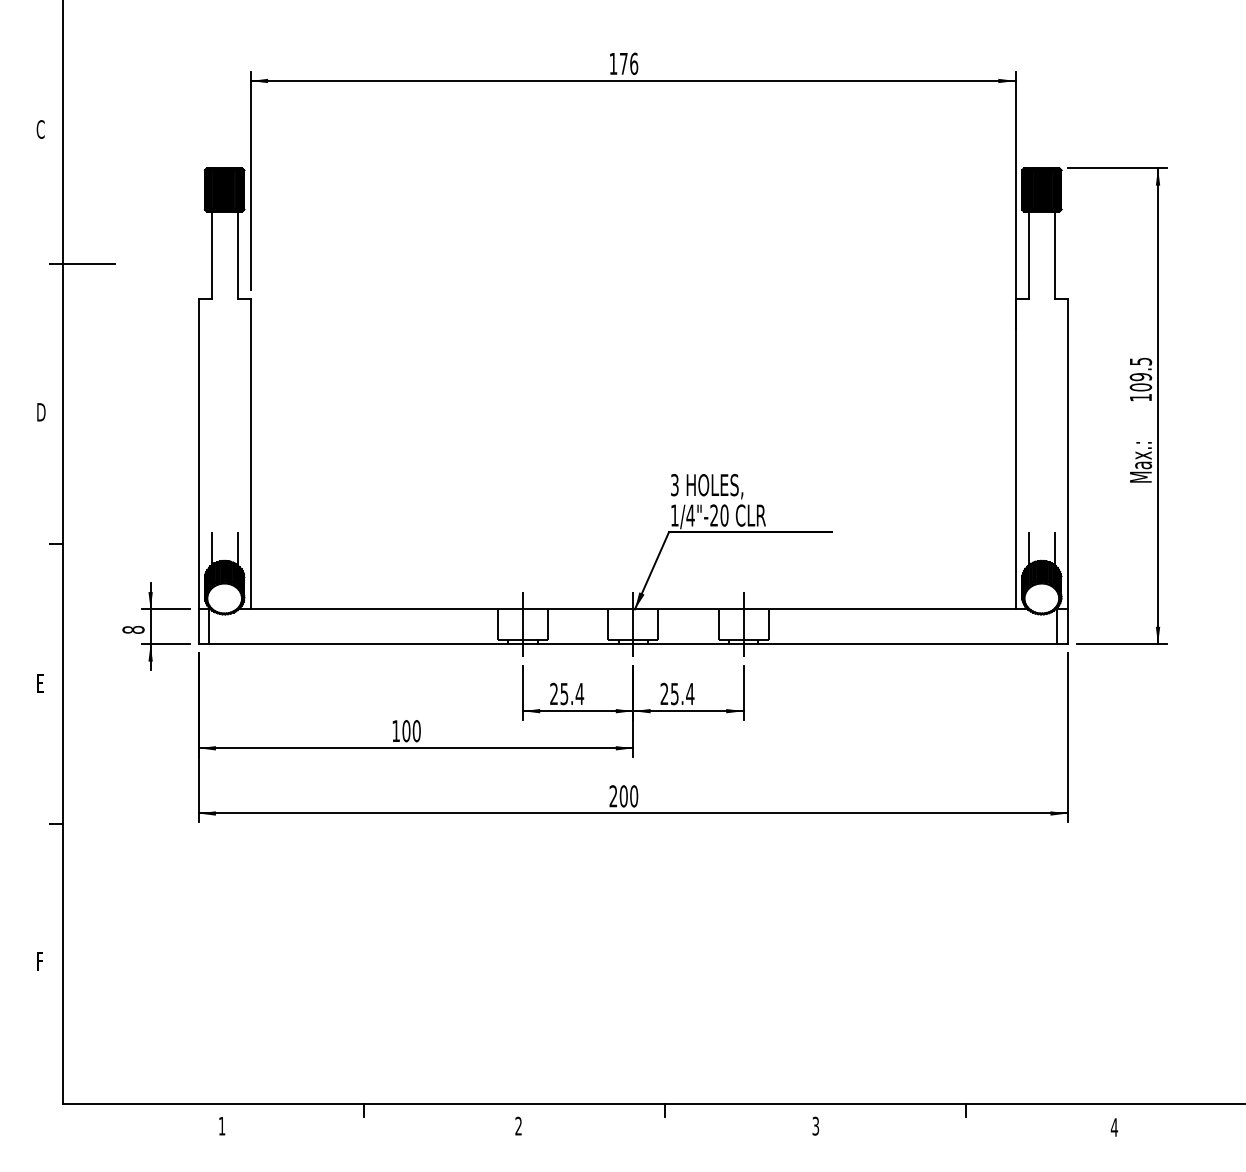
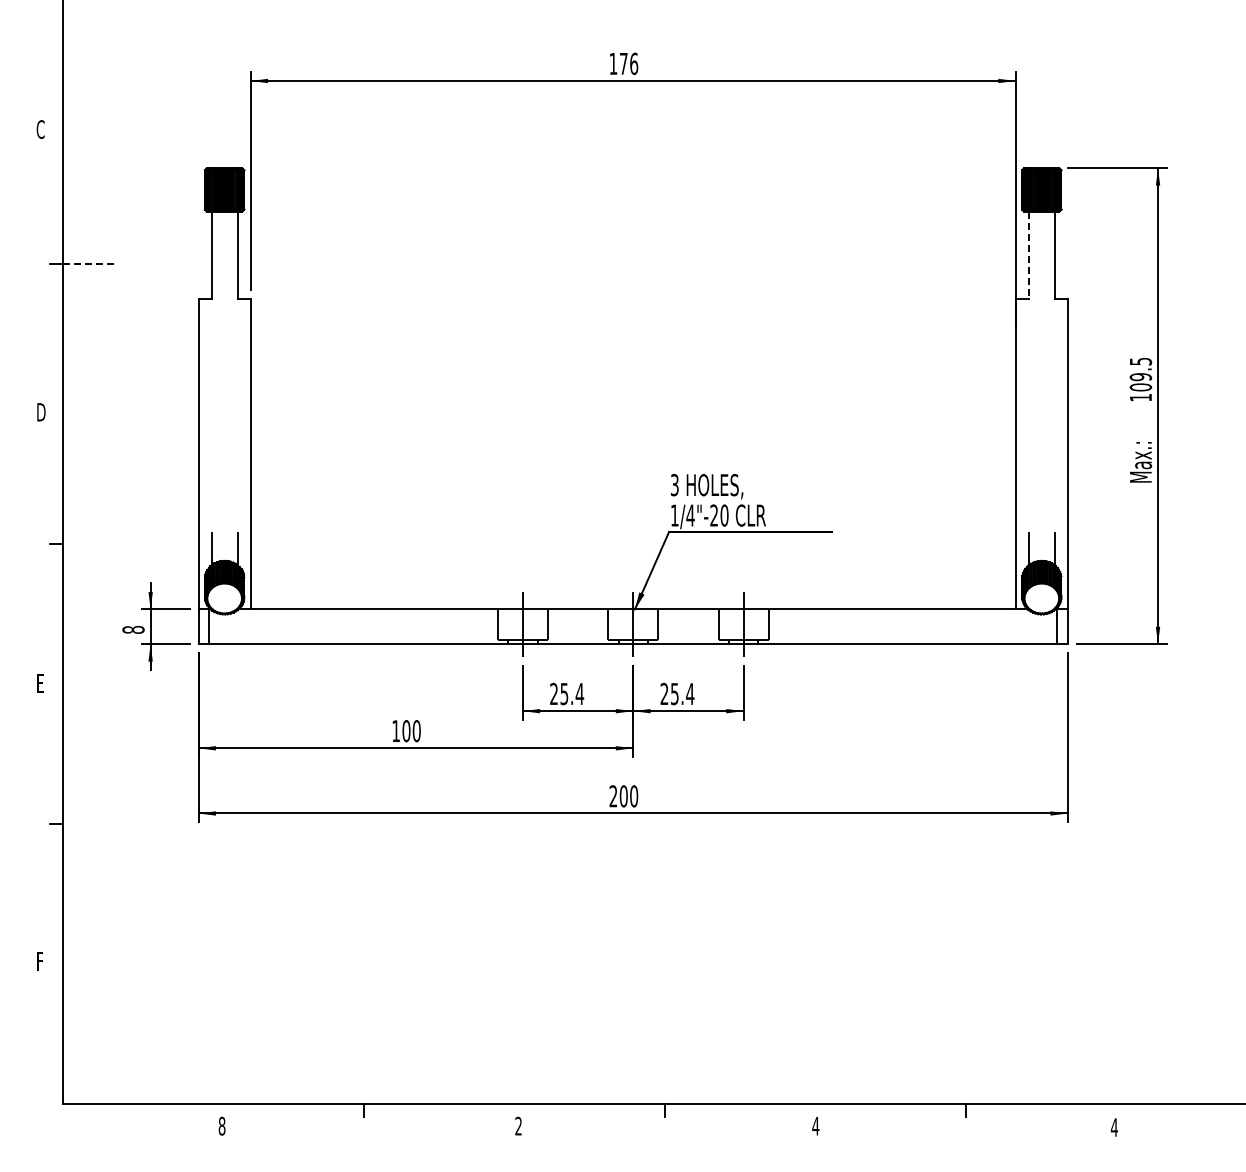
line: solid -> dashed (1028, 255)
line: solid -> dashed (89, 264)
text: 1 -> 8 (221, 1125)
text: 3 -> 4 (815, 1125)
